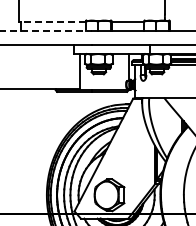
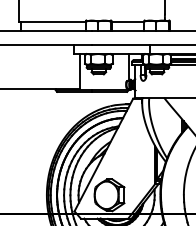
line: dashed -> solid (53, 22)
line: dashed -> solid (46, 30)
